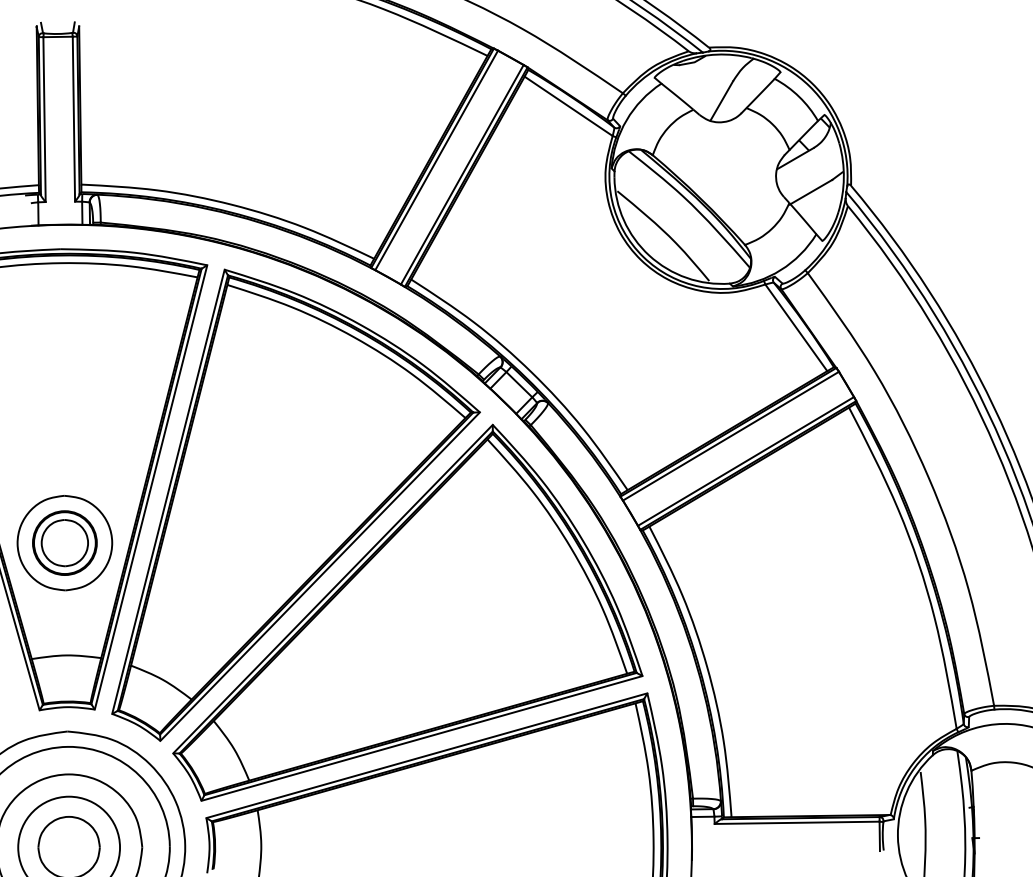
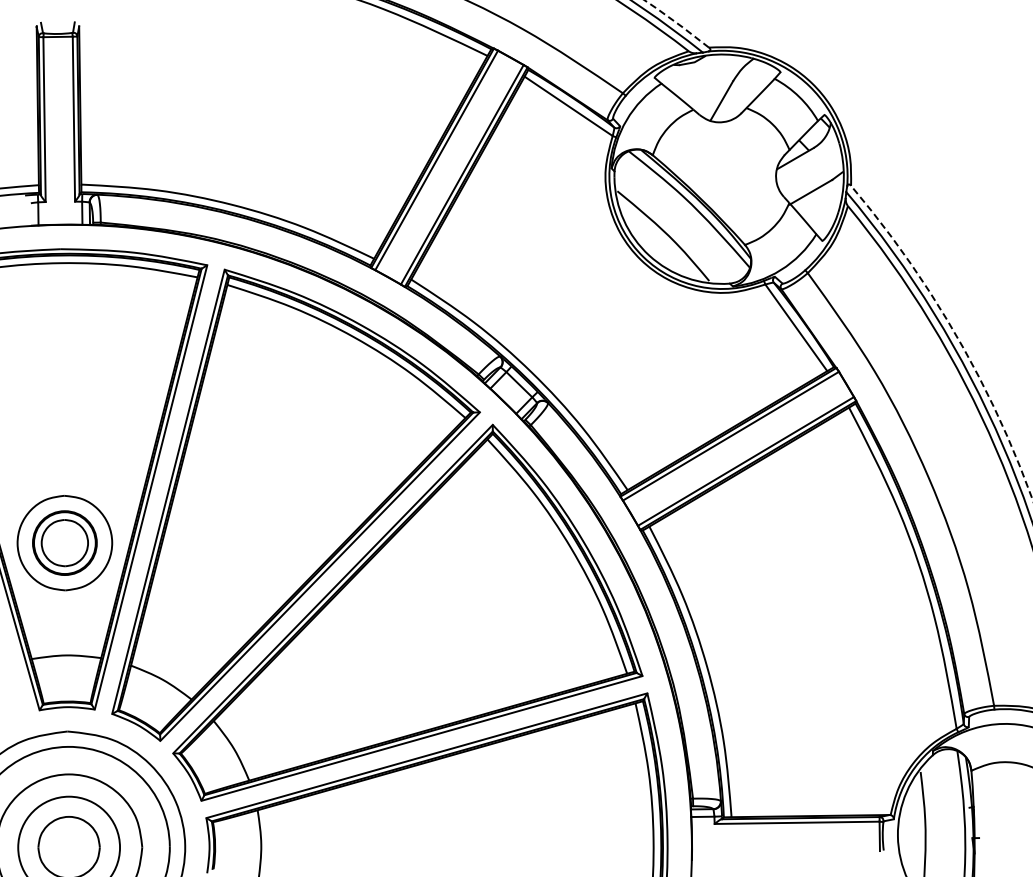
arc: solid -> dashed (677, 23)
arc: solid -> dashed (955, 333)
